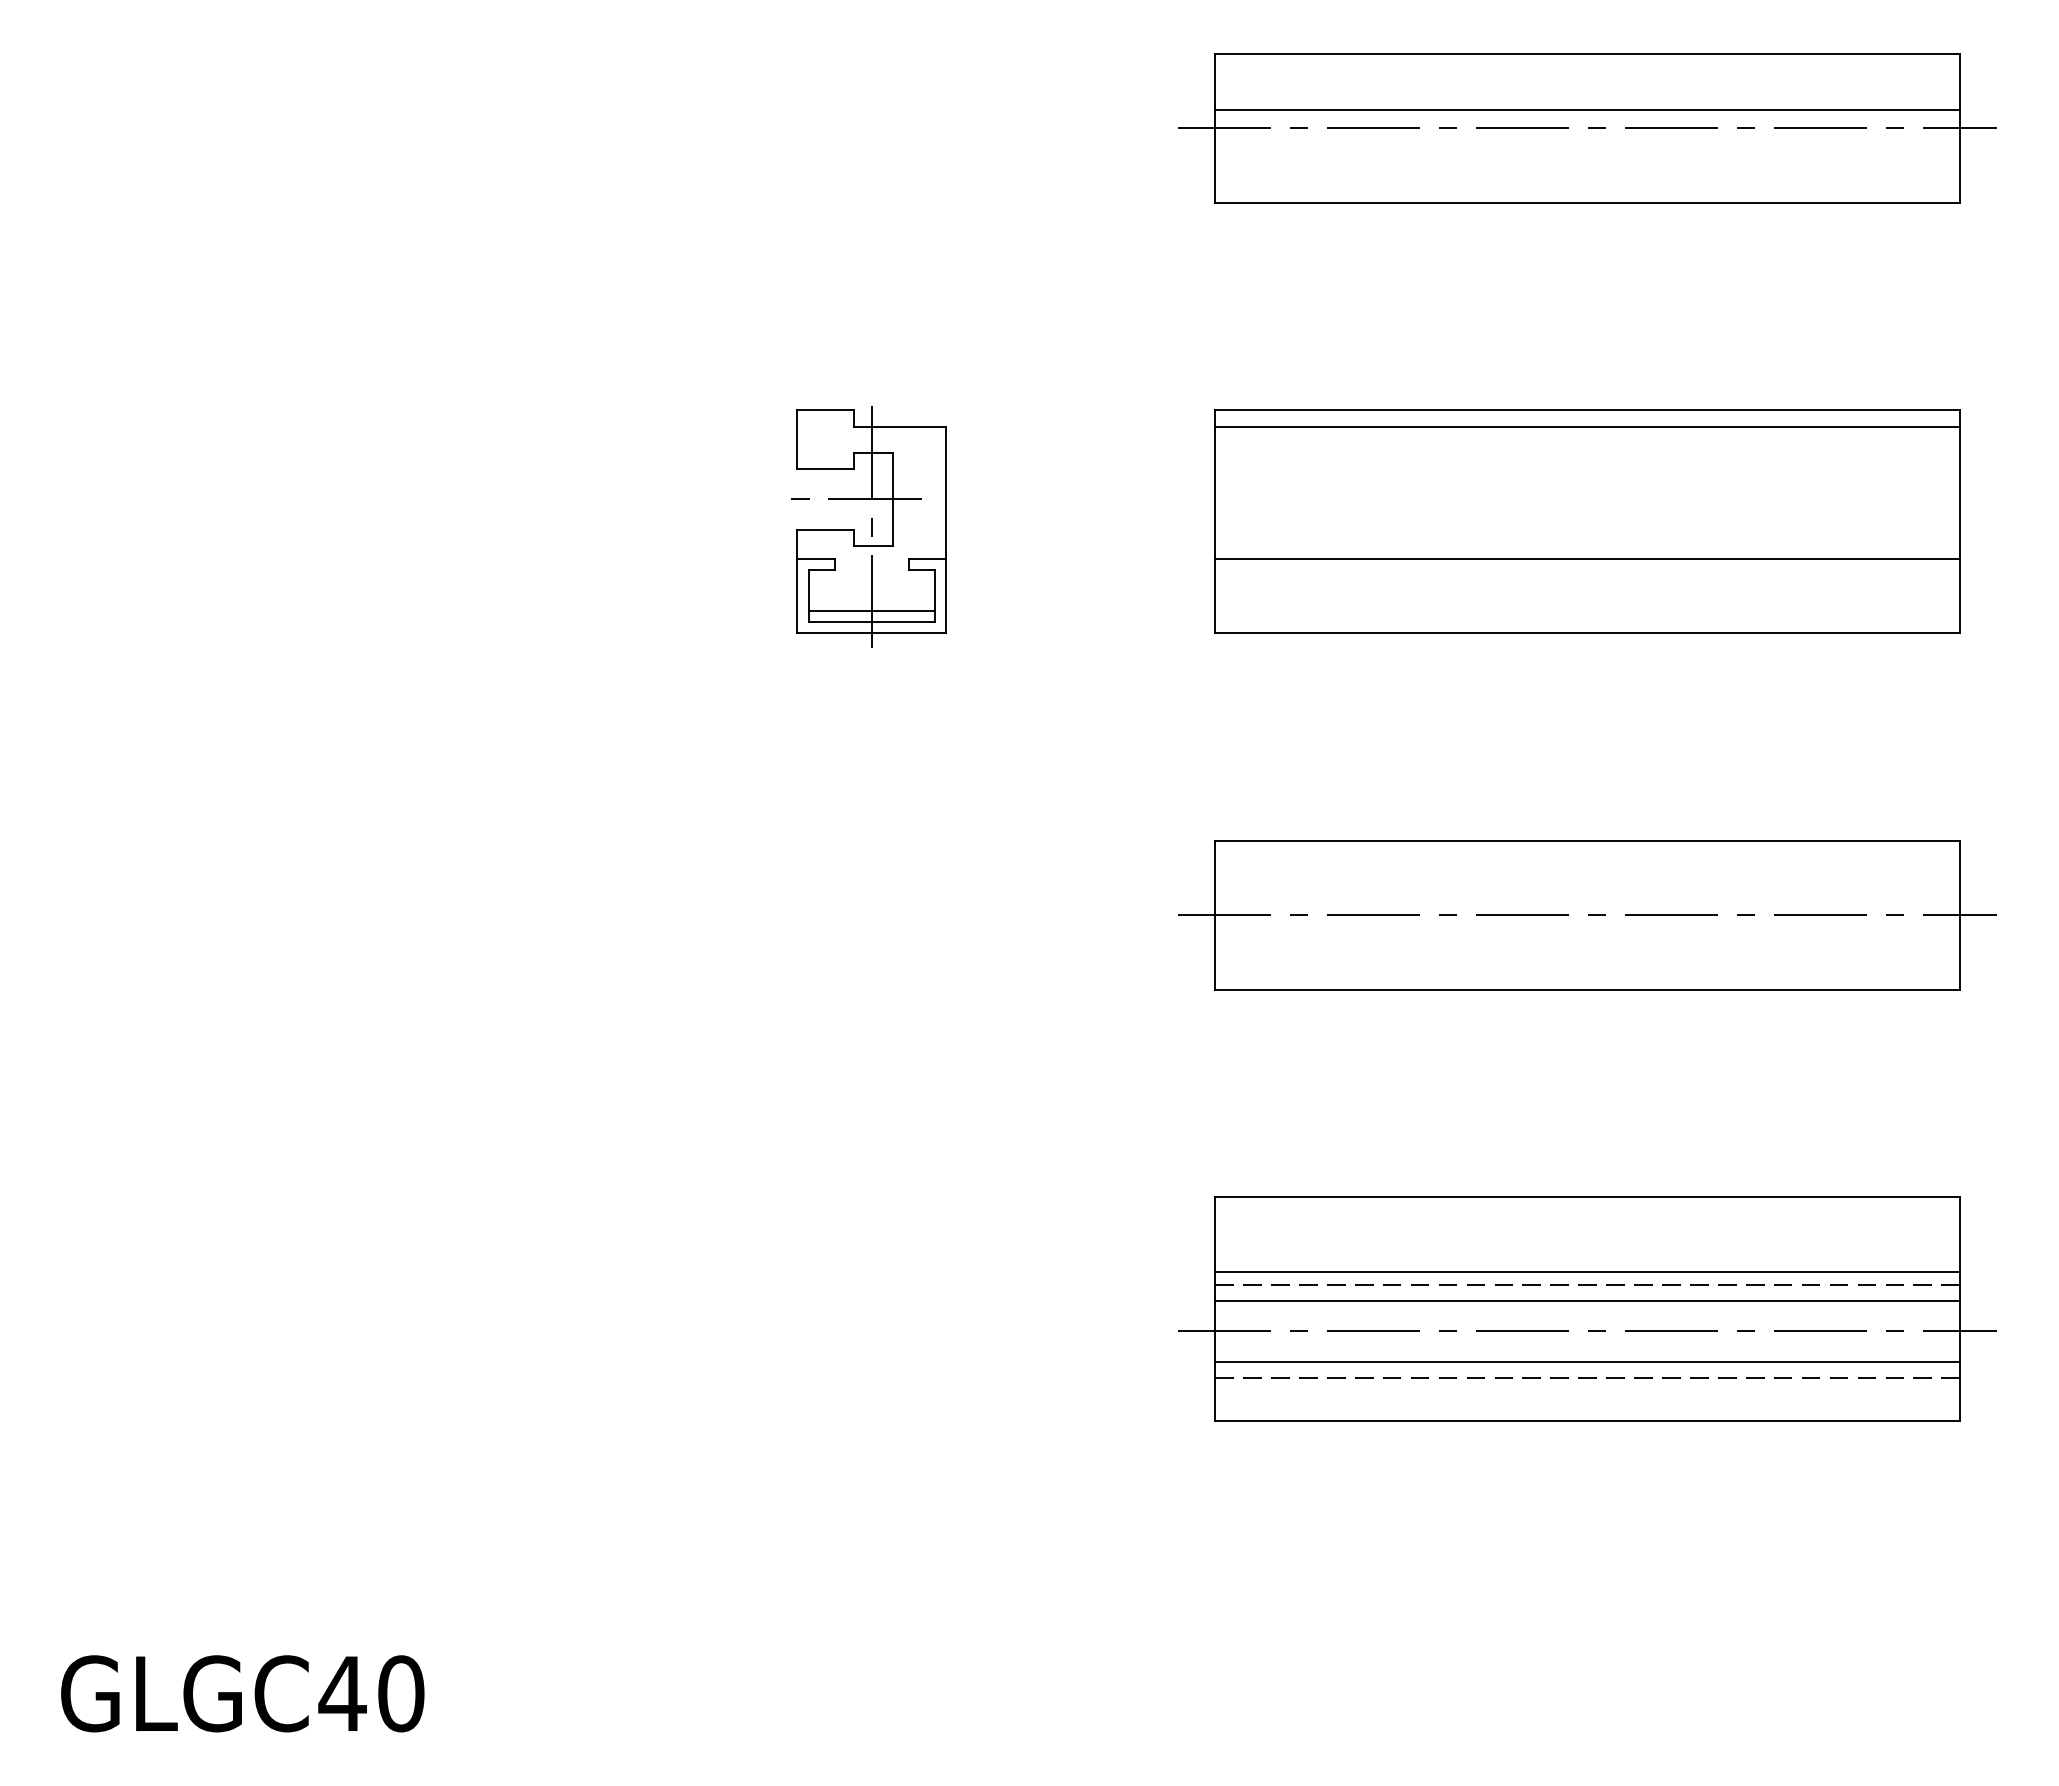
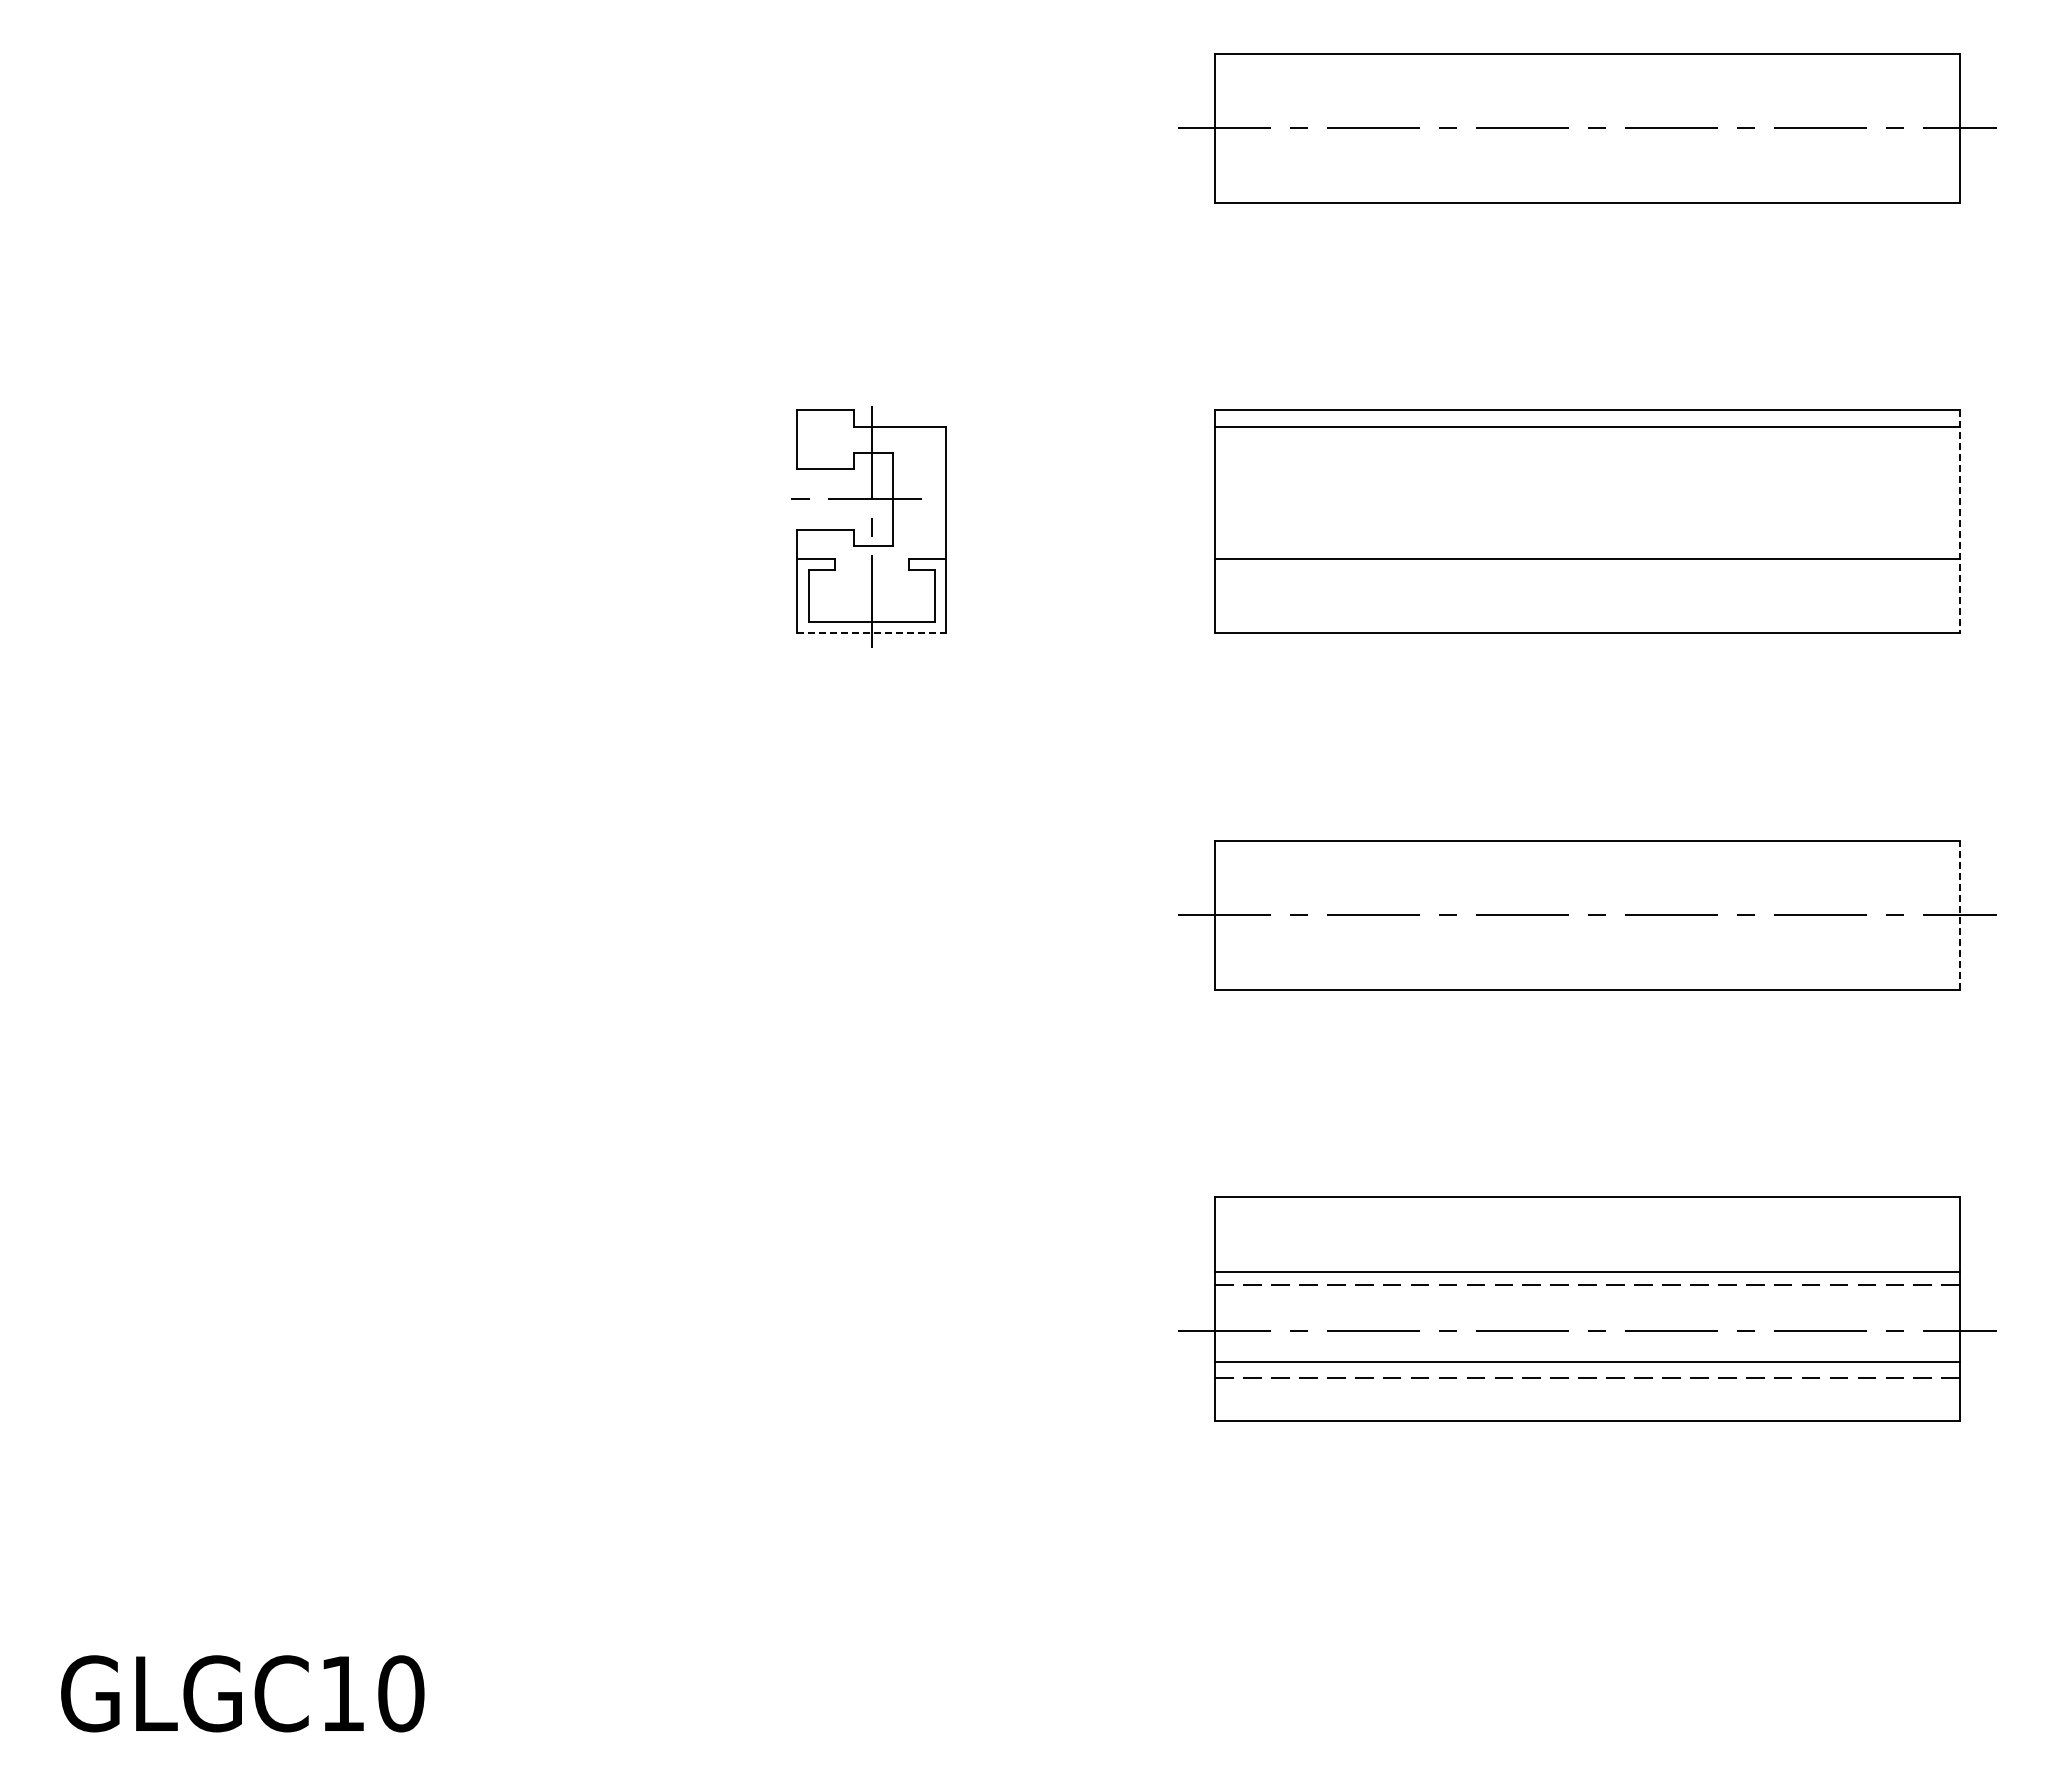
line: present -> none (1587, 110)
line: solid -> dashed (1960, 521)
line: present -> none (871, 611)
line: solid -> dashed (872, 633)
line: solid -> dashed (1960, 914)
line: present -> none (1587, 1300)
text: GLGC40 -> GLGC10 (342, 1693)
